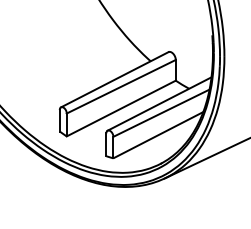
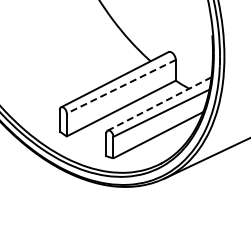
line: solid -> dashed (121, 86)
line: solid -> dashed (159, 104)
